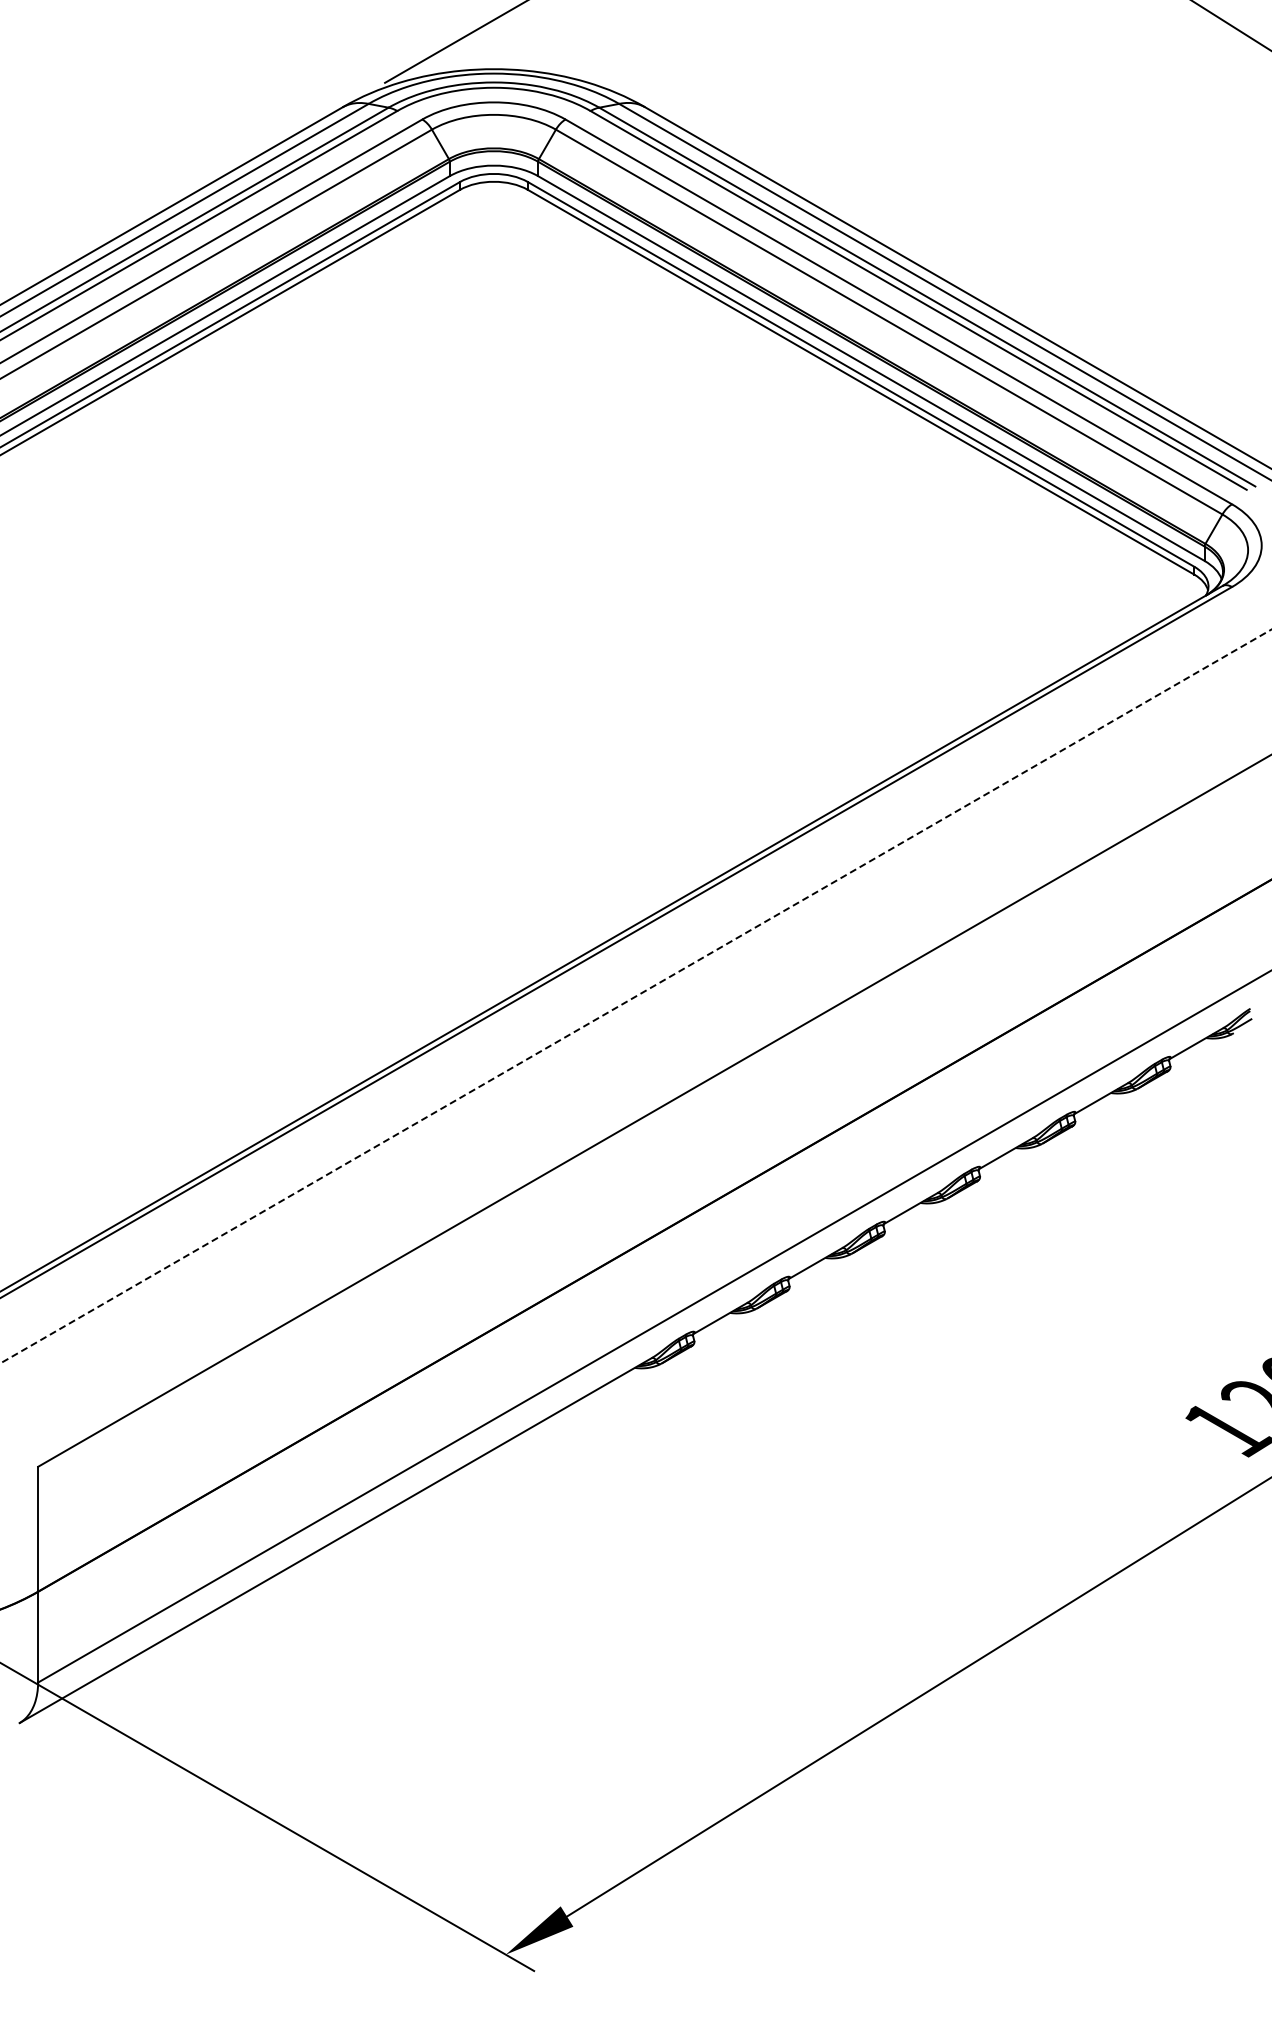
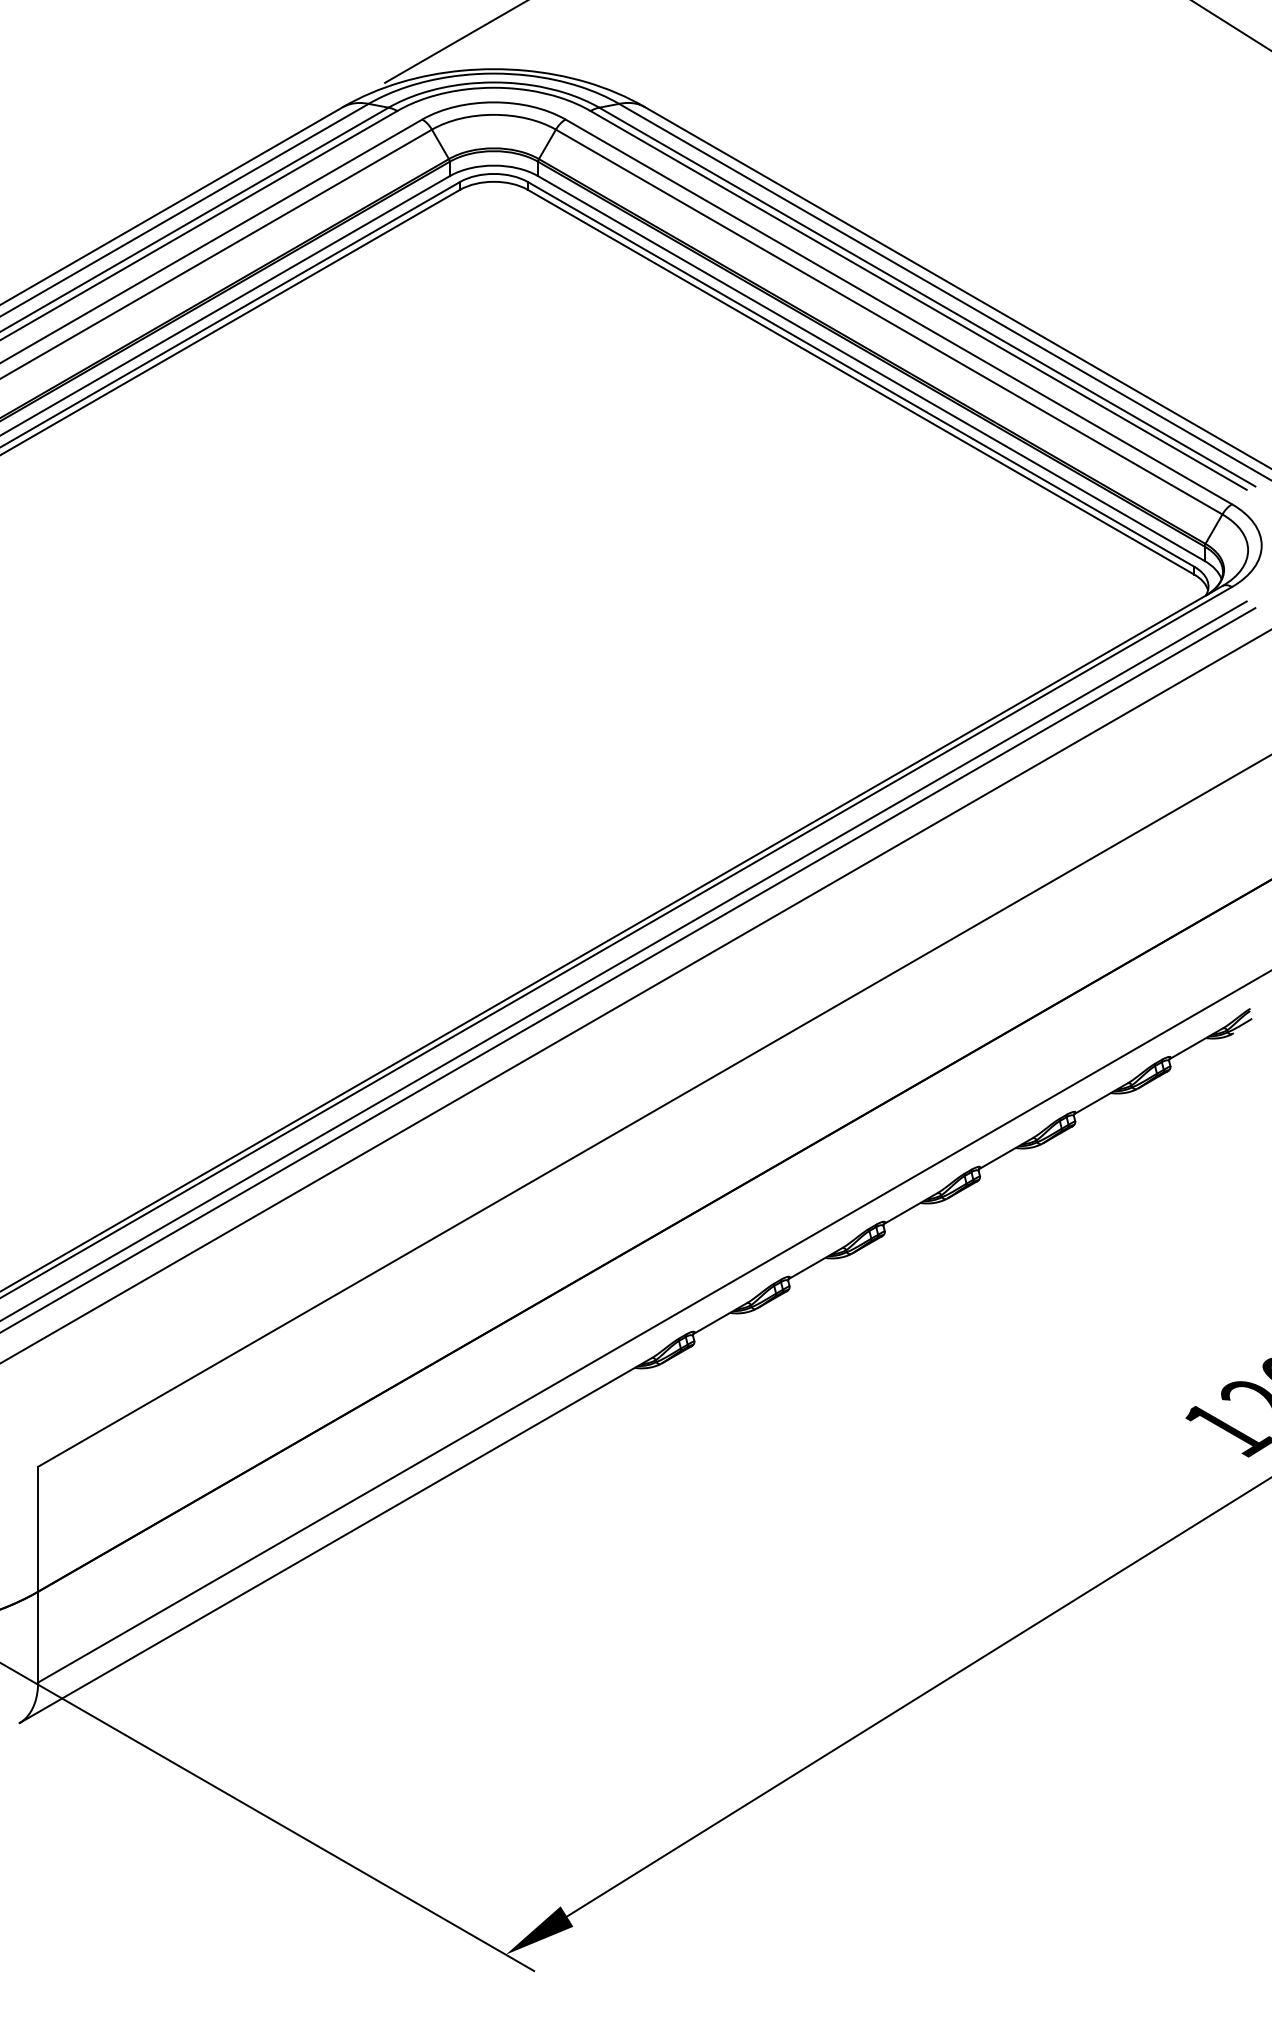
line: none -> present (624, 960)
line: none -> present (628, 969)
line: dashed -> solid (635, 996)
